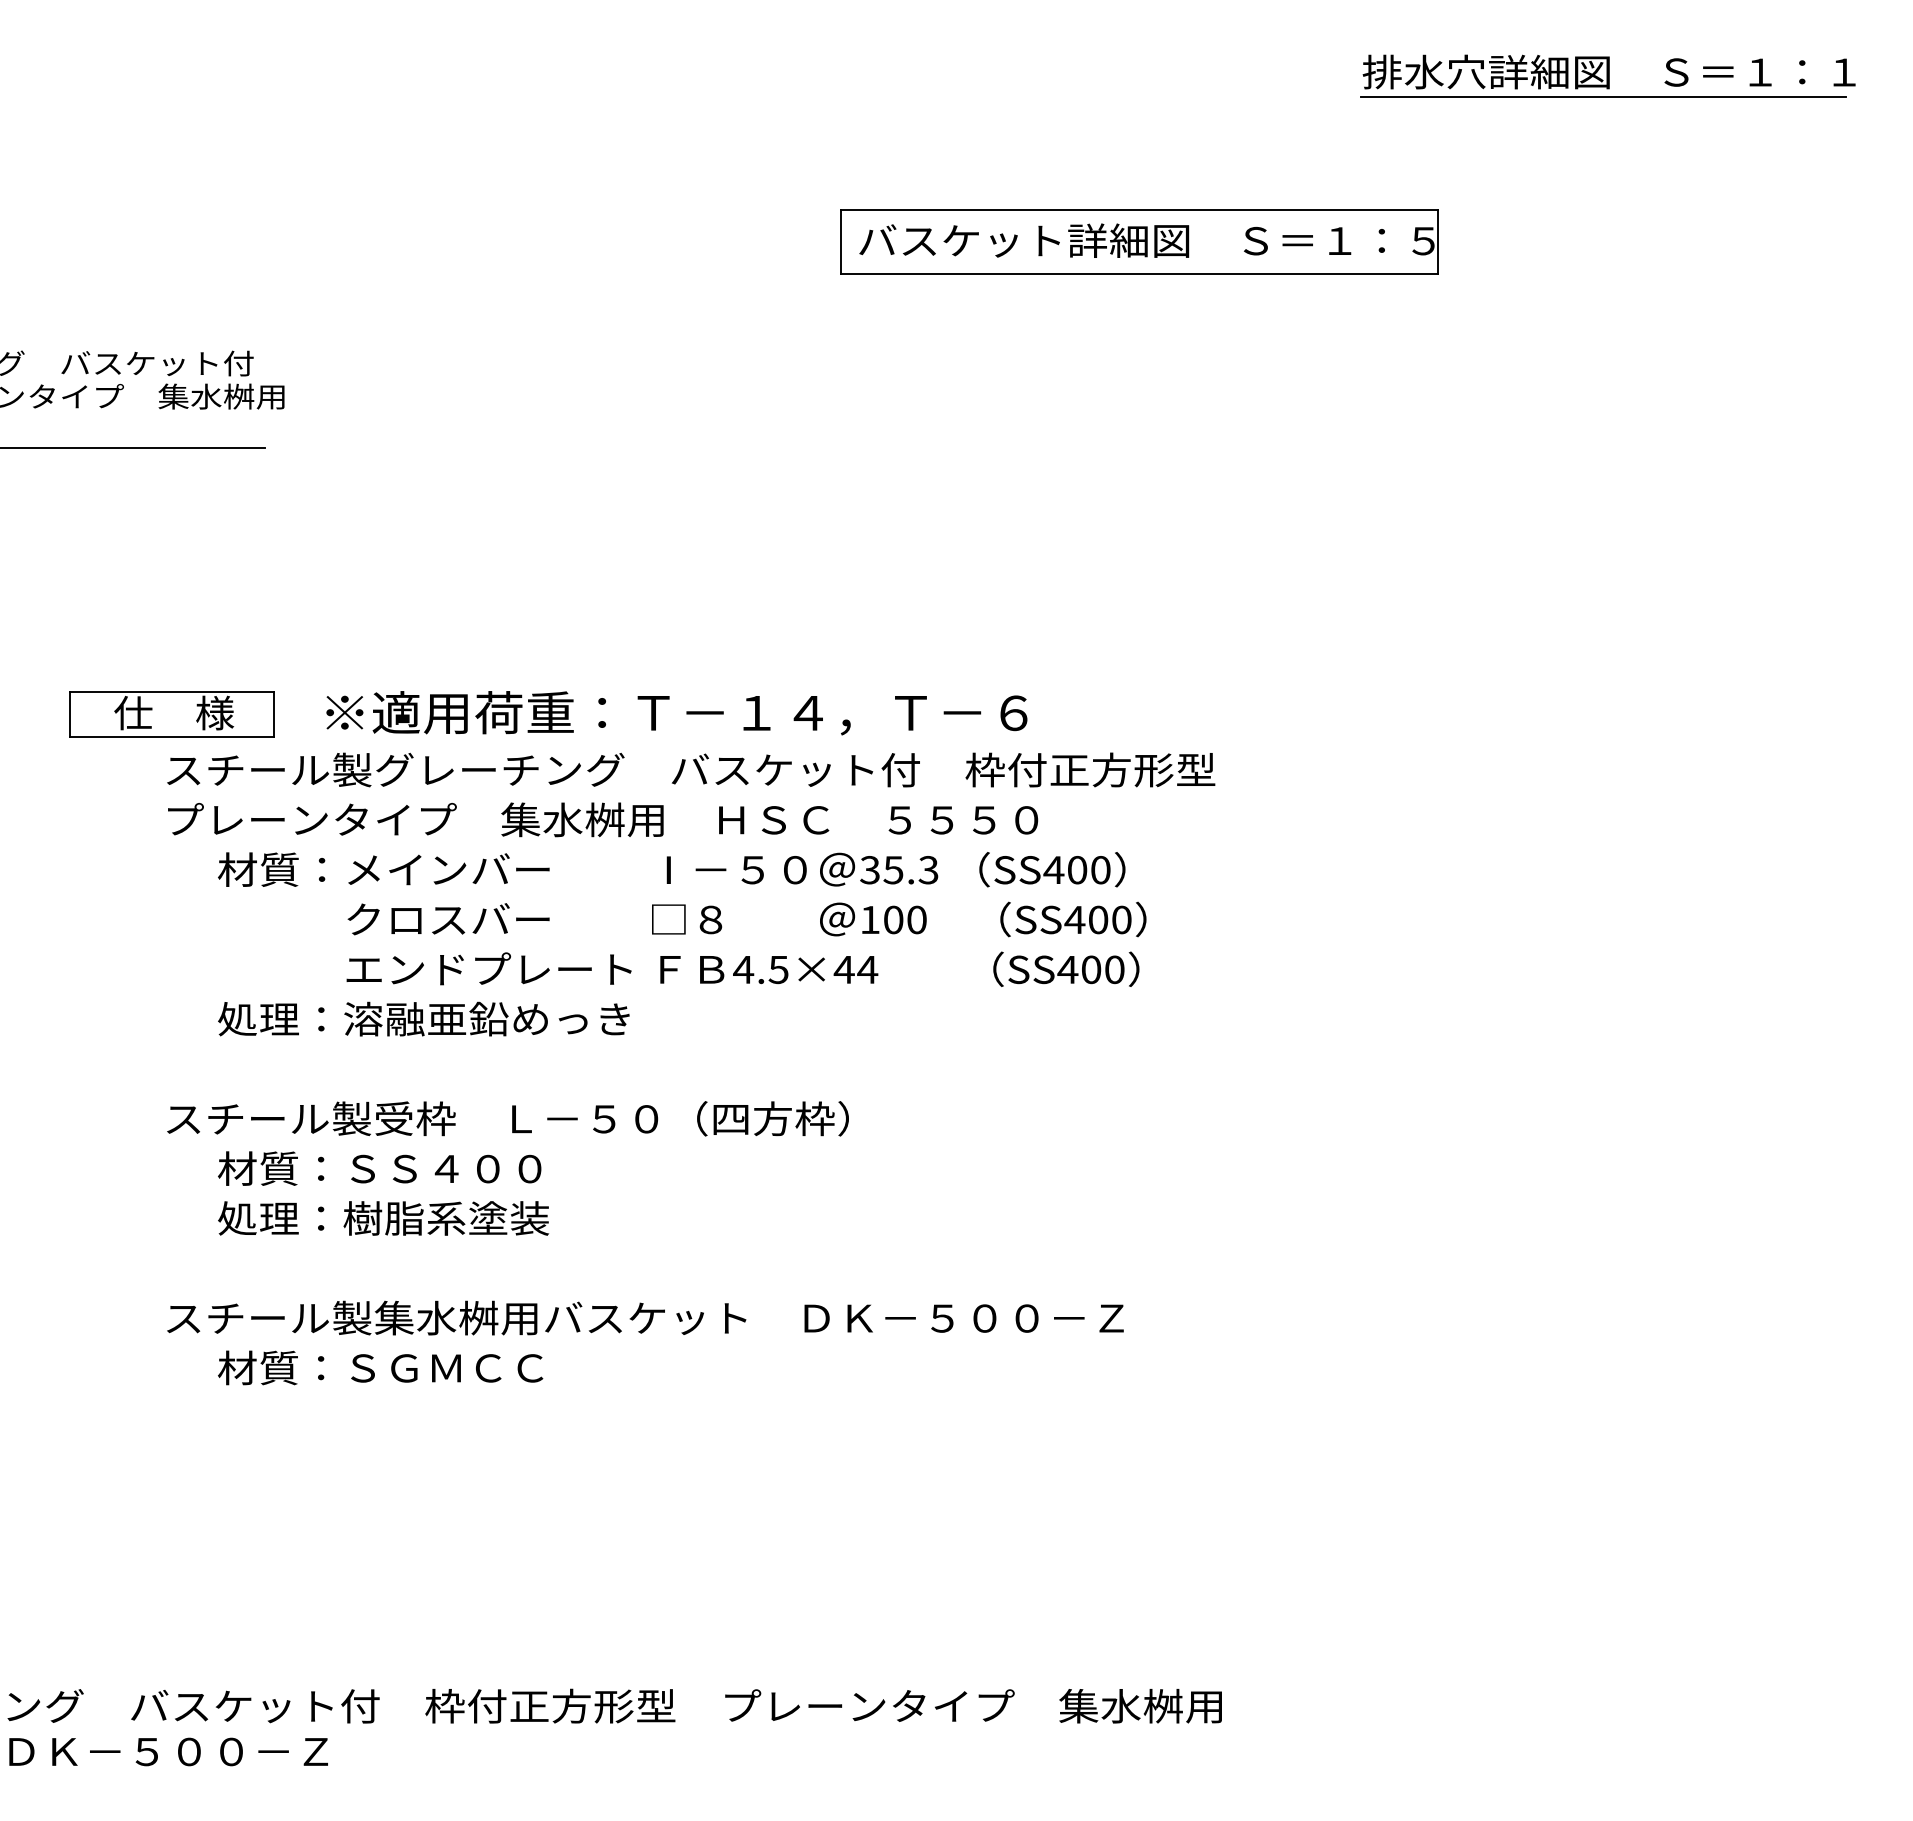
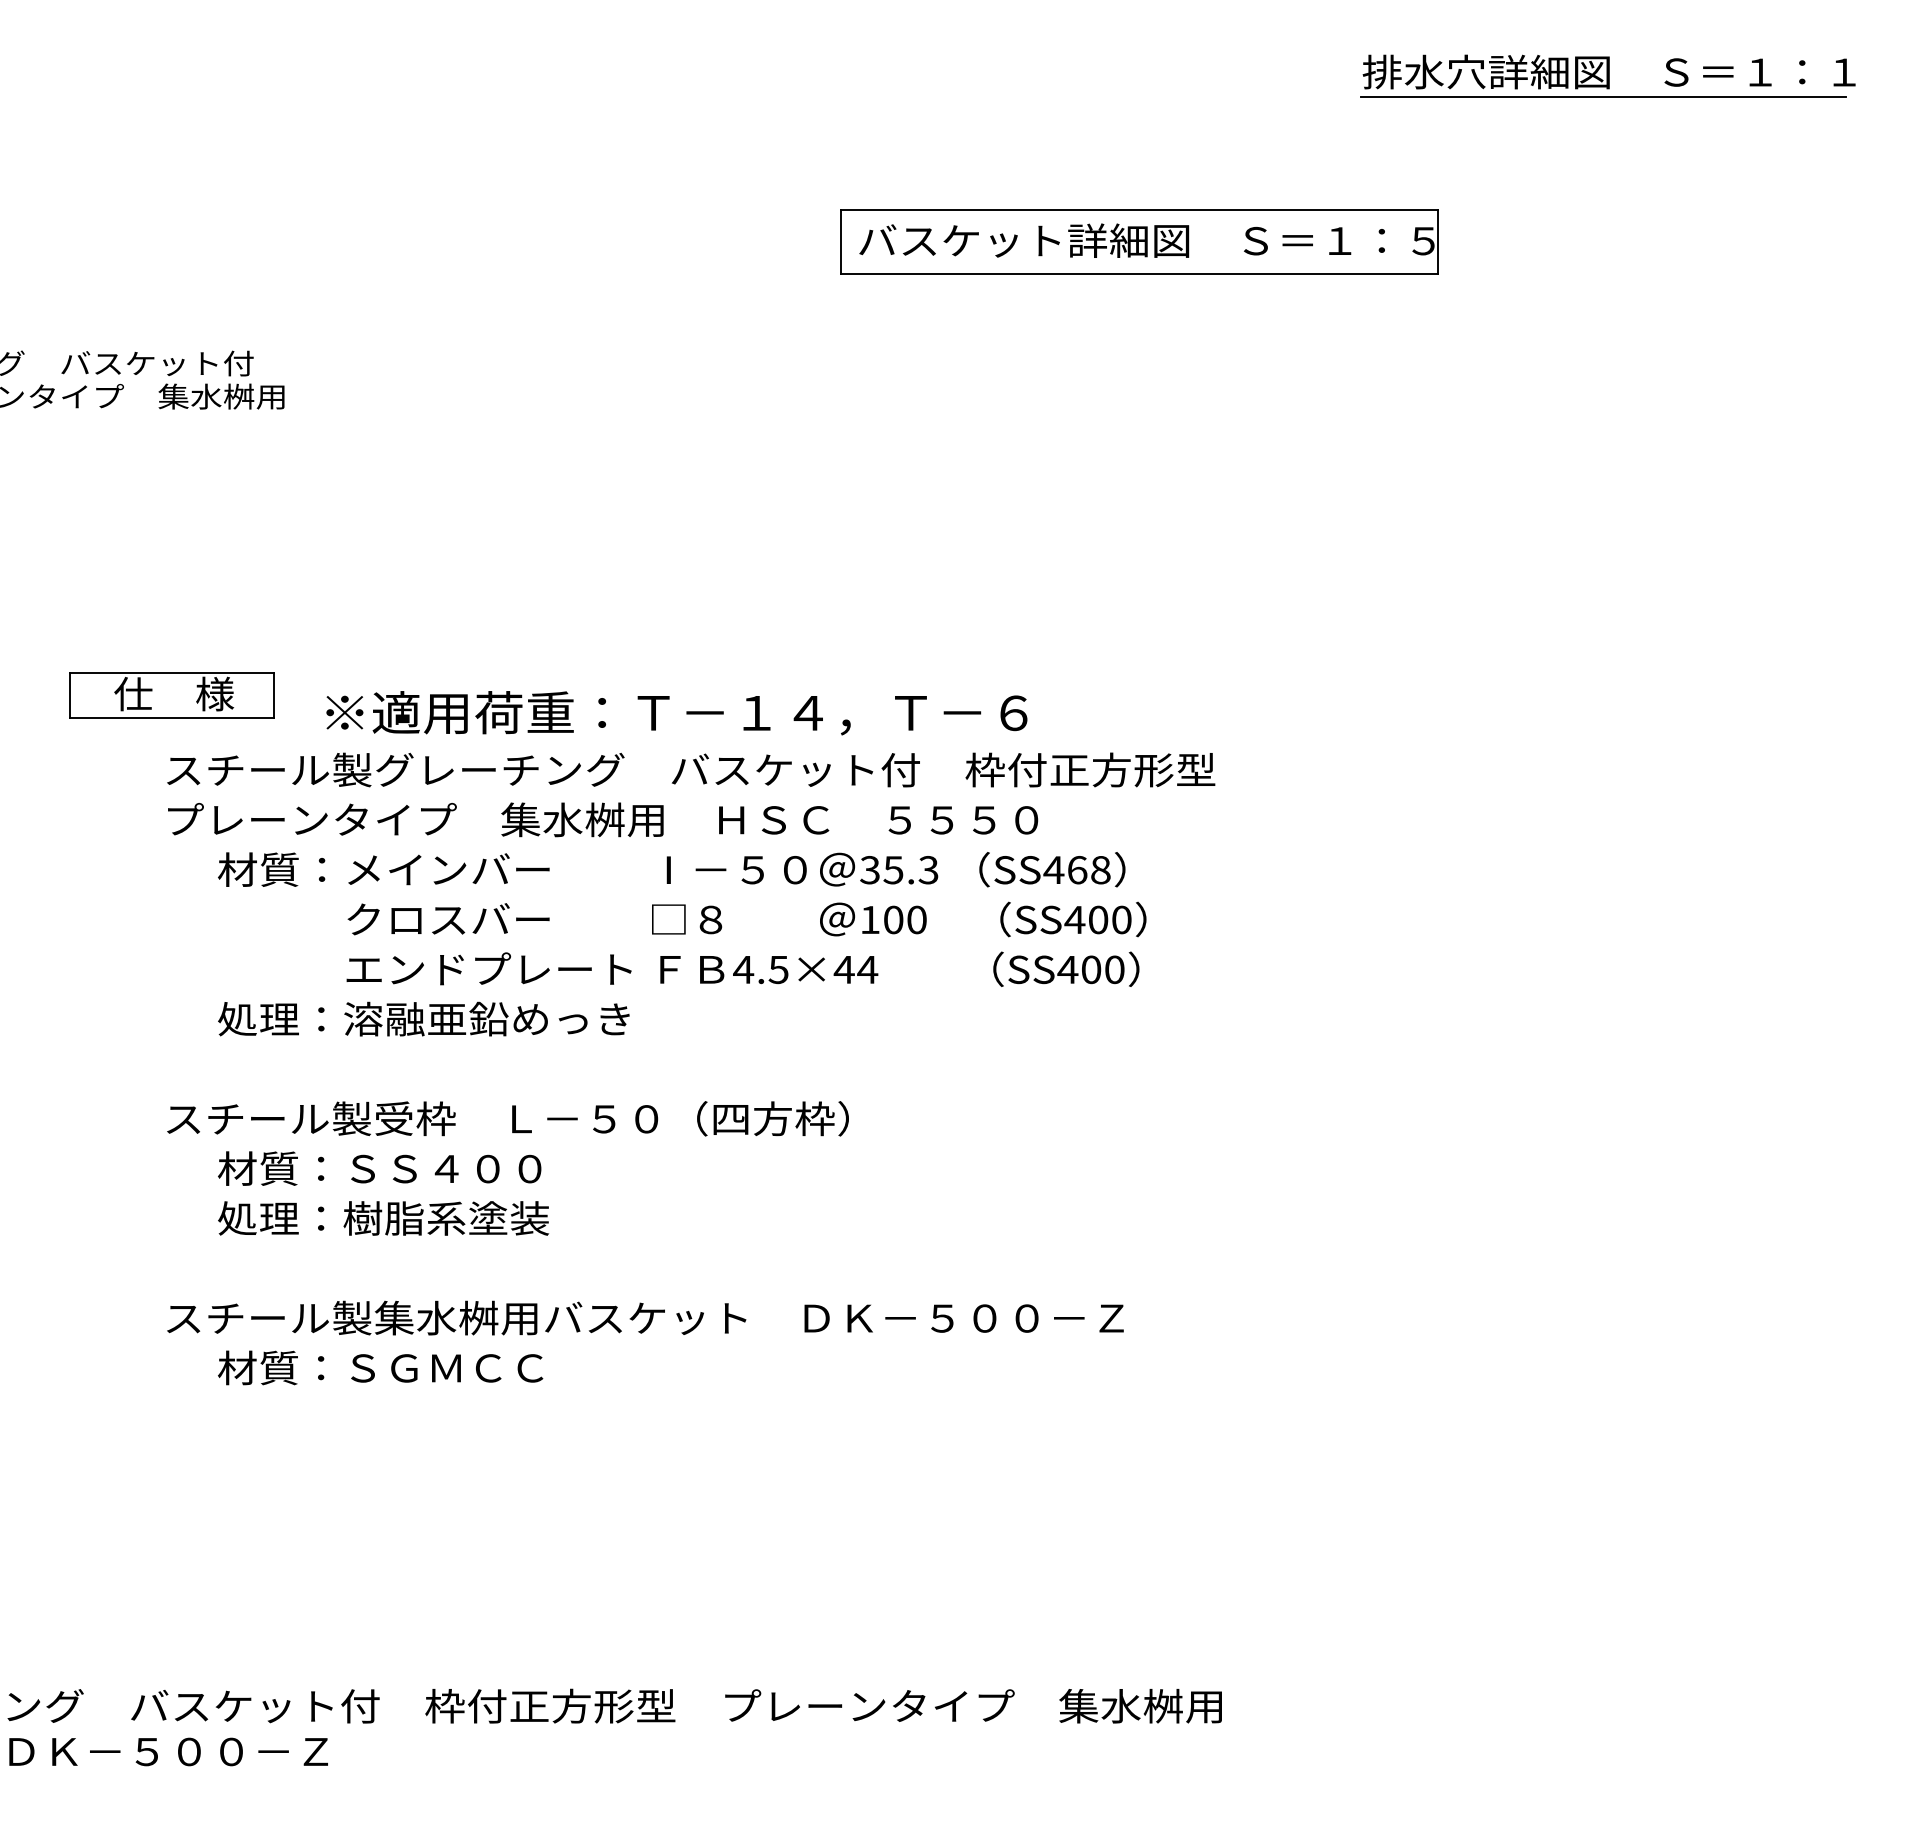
line: present -> none (133, 447)
part position: (171, 714) -> (171, 695) (171, 695)
text: SS400 -> SS468 (1089, 870)
